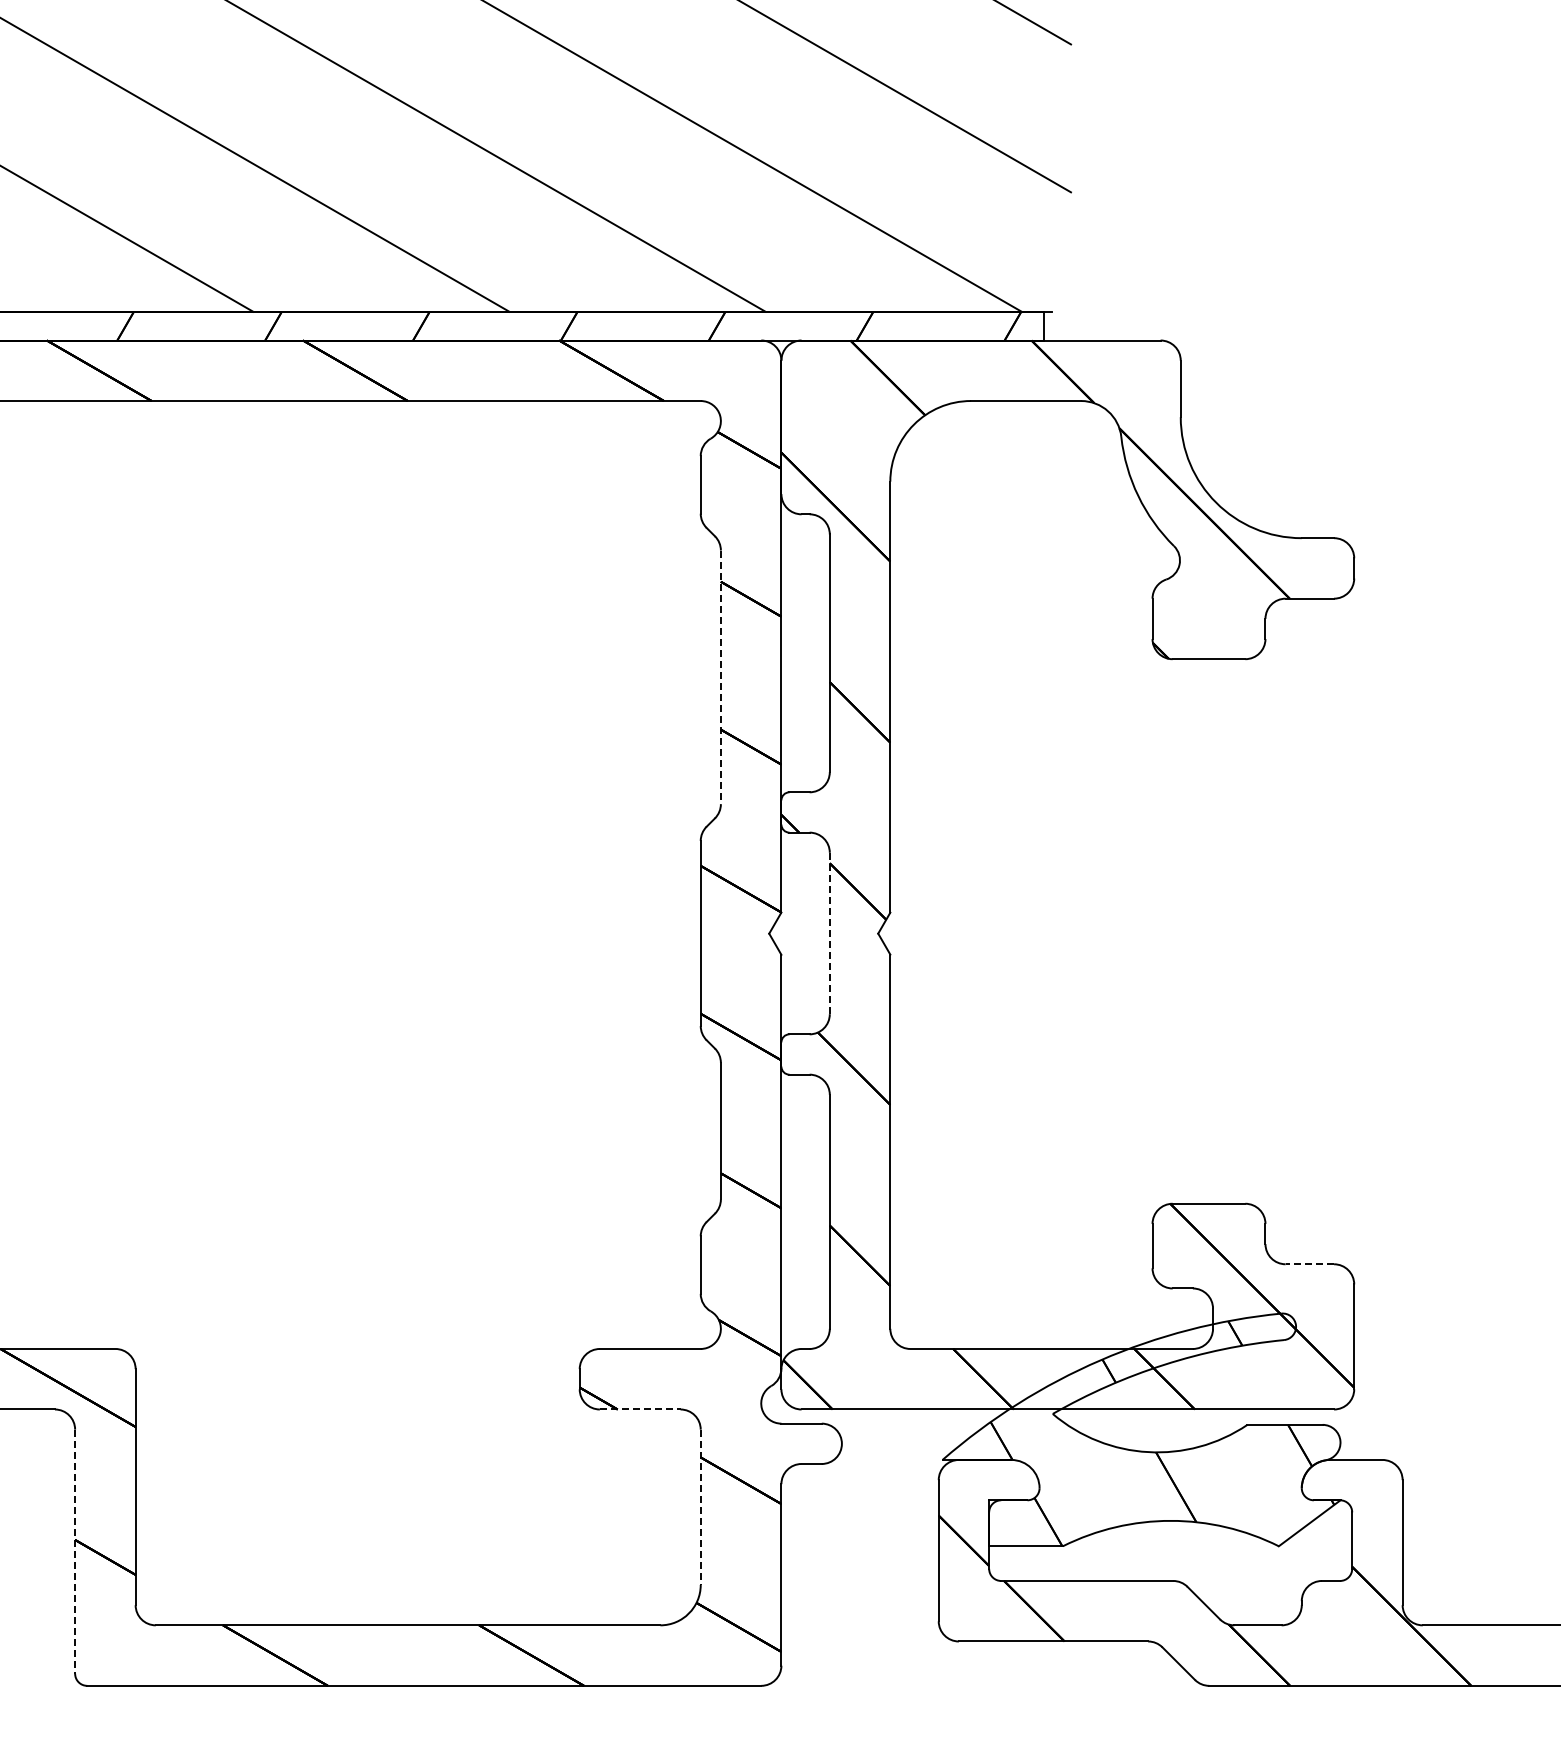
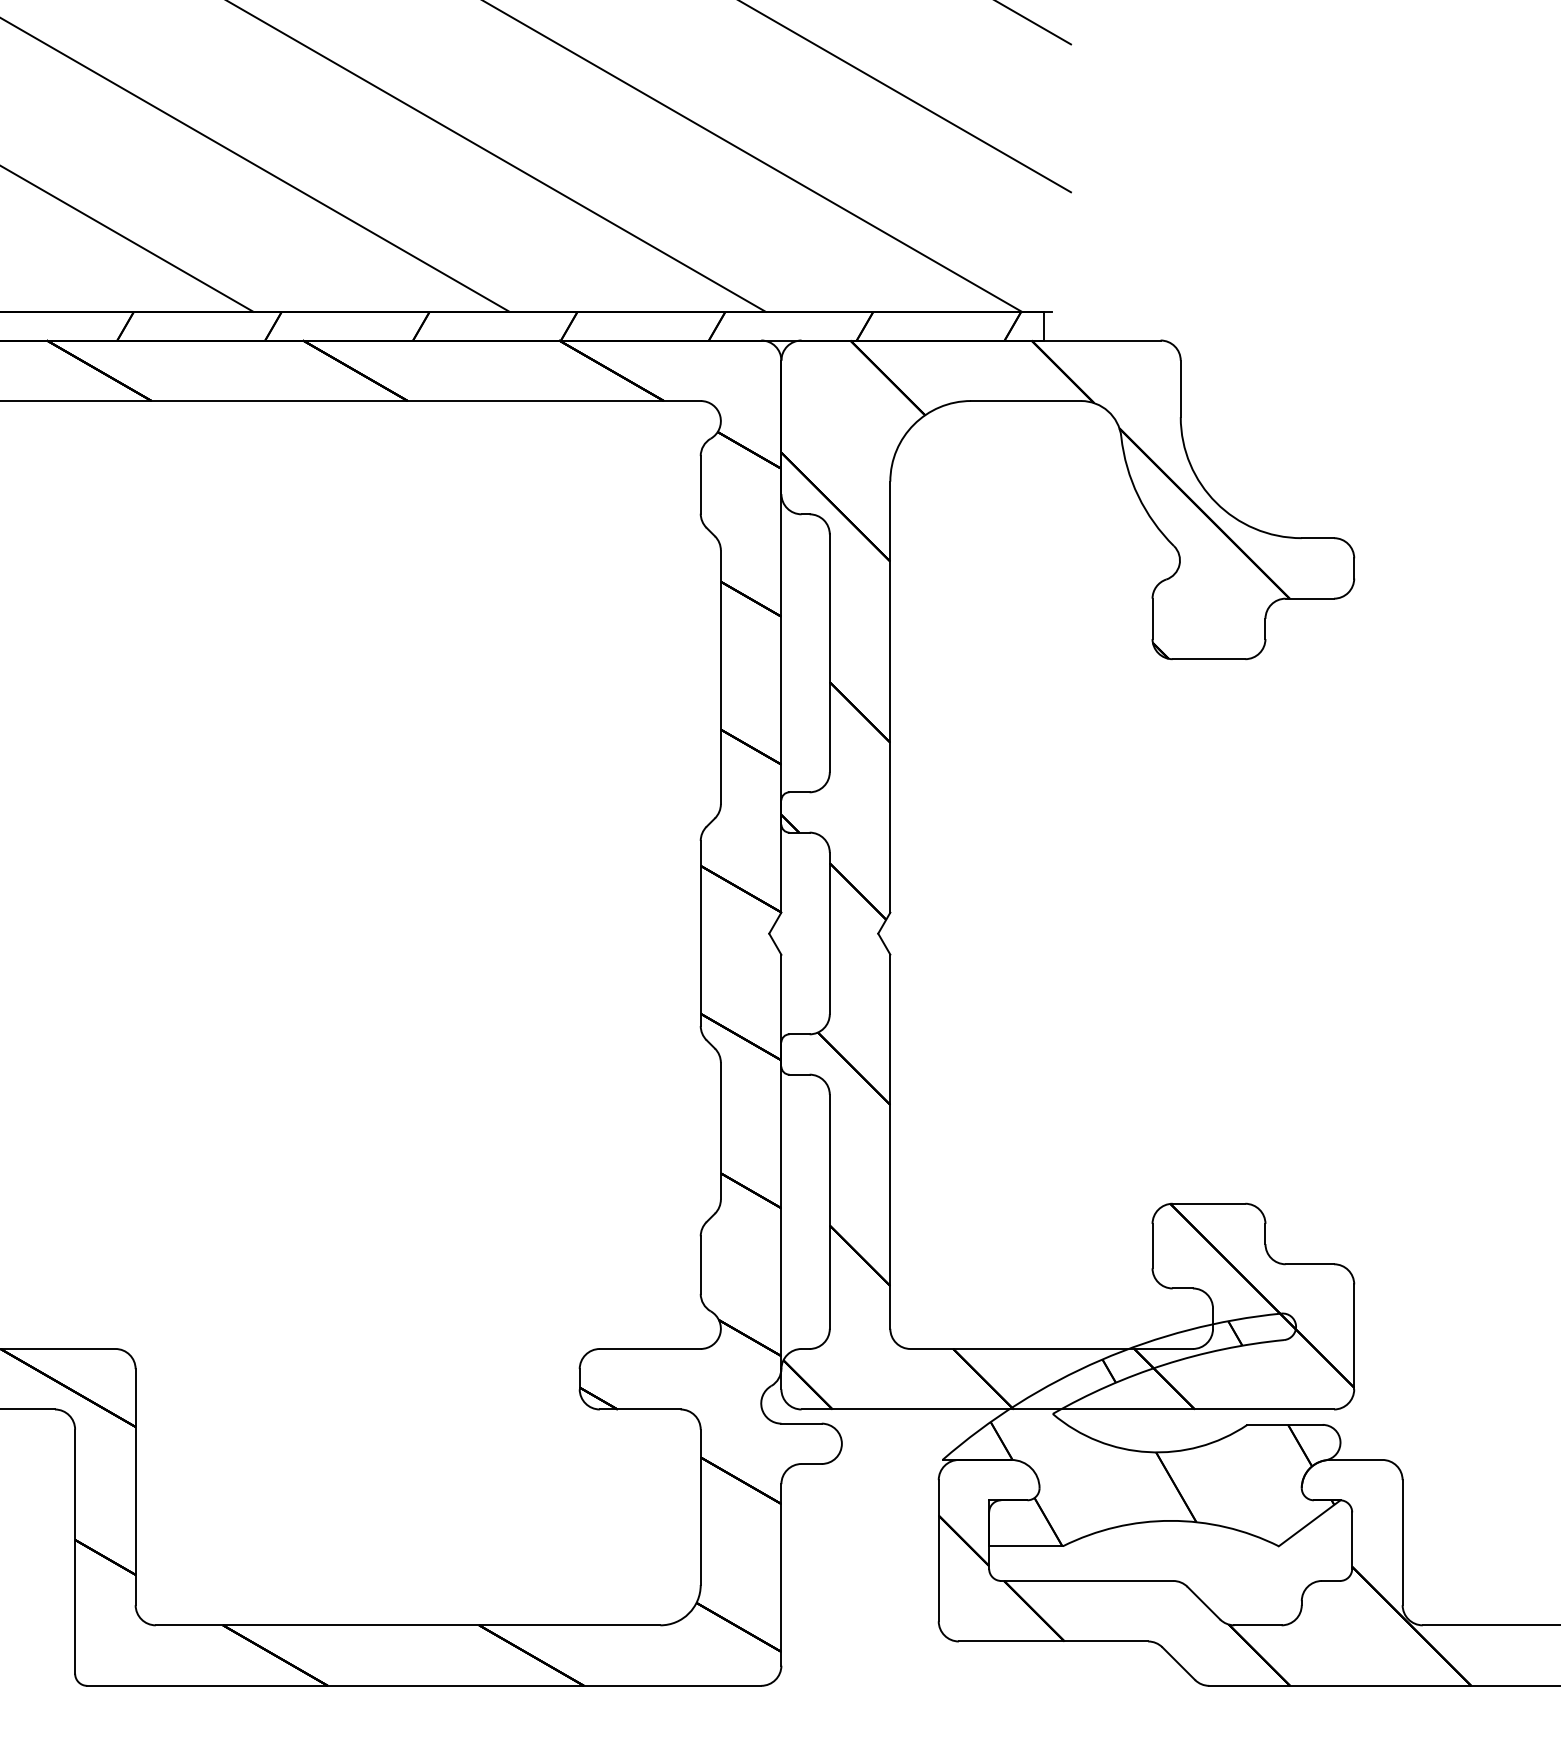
line: dashed -> solid (720, 677)
line: dashed -> solid (829, 933)
line: dashed -> solid (1309, 1264)
line: dashed -> solid (640, 1409)
line: dashed -> solid (700, 1507)
line: dashed -> solid (75, 1552)
